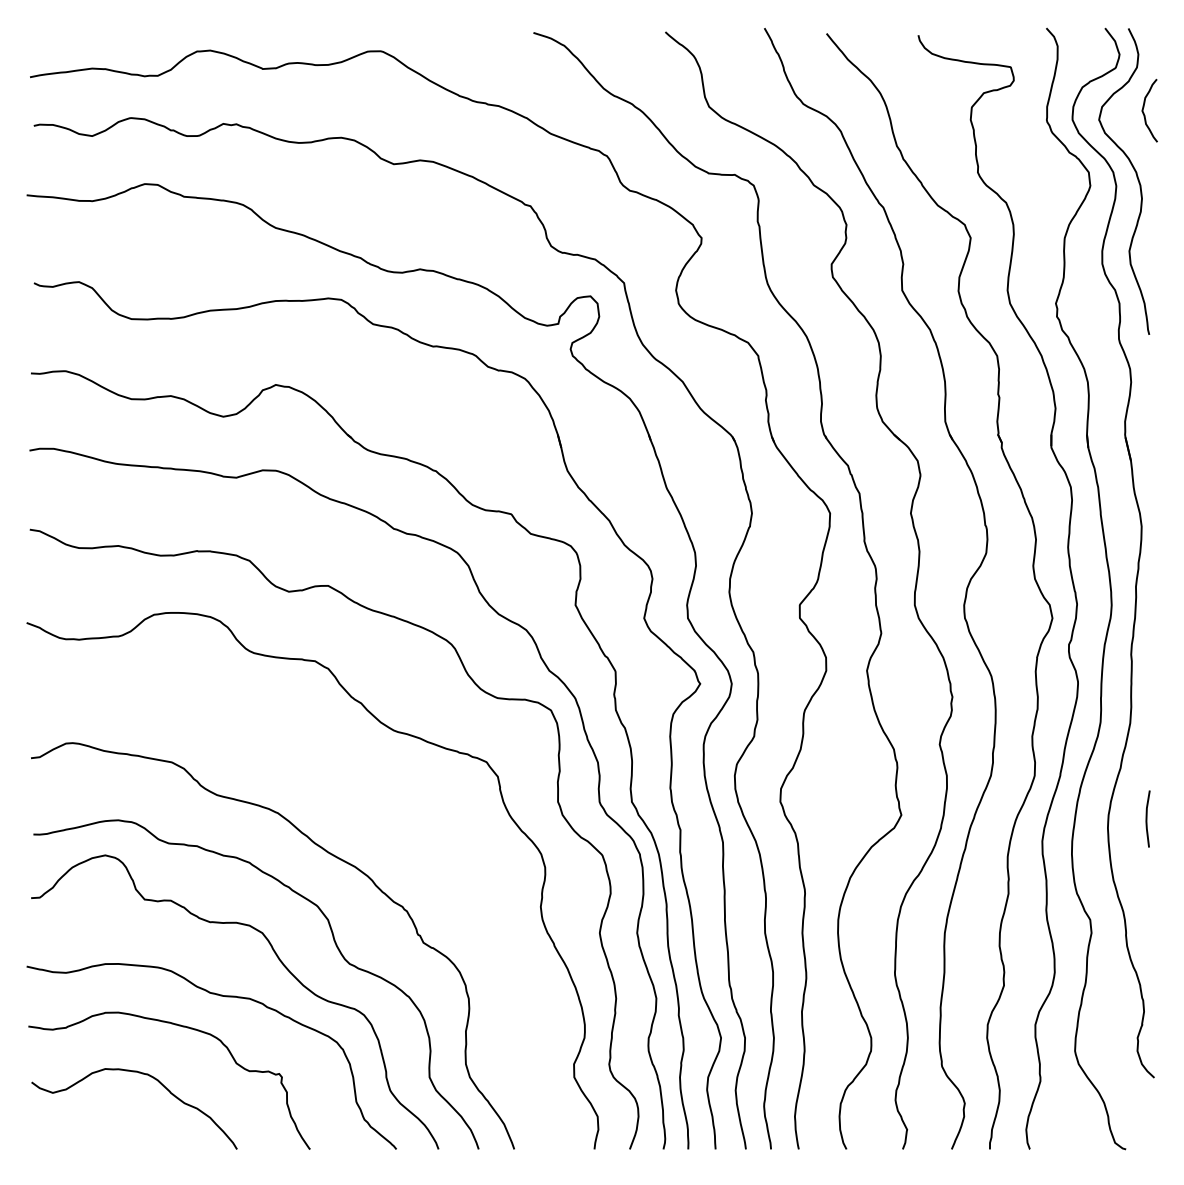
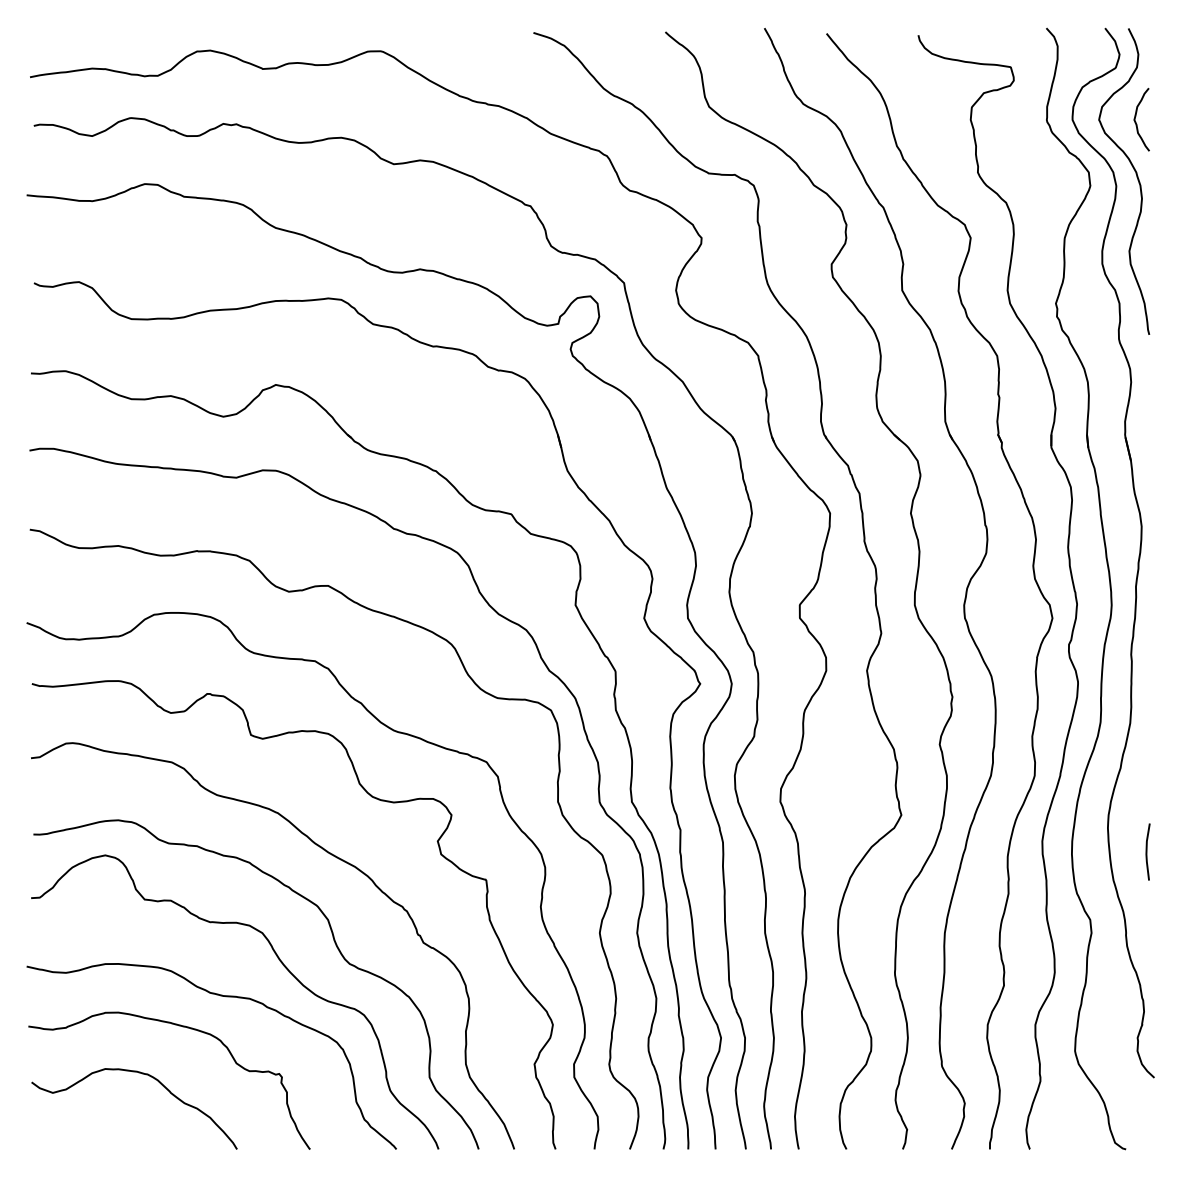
curve position: (1144, 112) -> (1136, 121) (1136, 121)
curve: none -> present (371, 797)
line position: (1147, 818) -> (1147, 851) (1147, 851)
